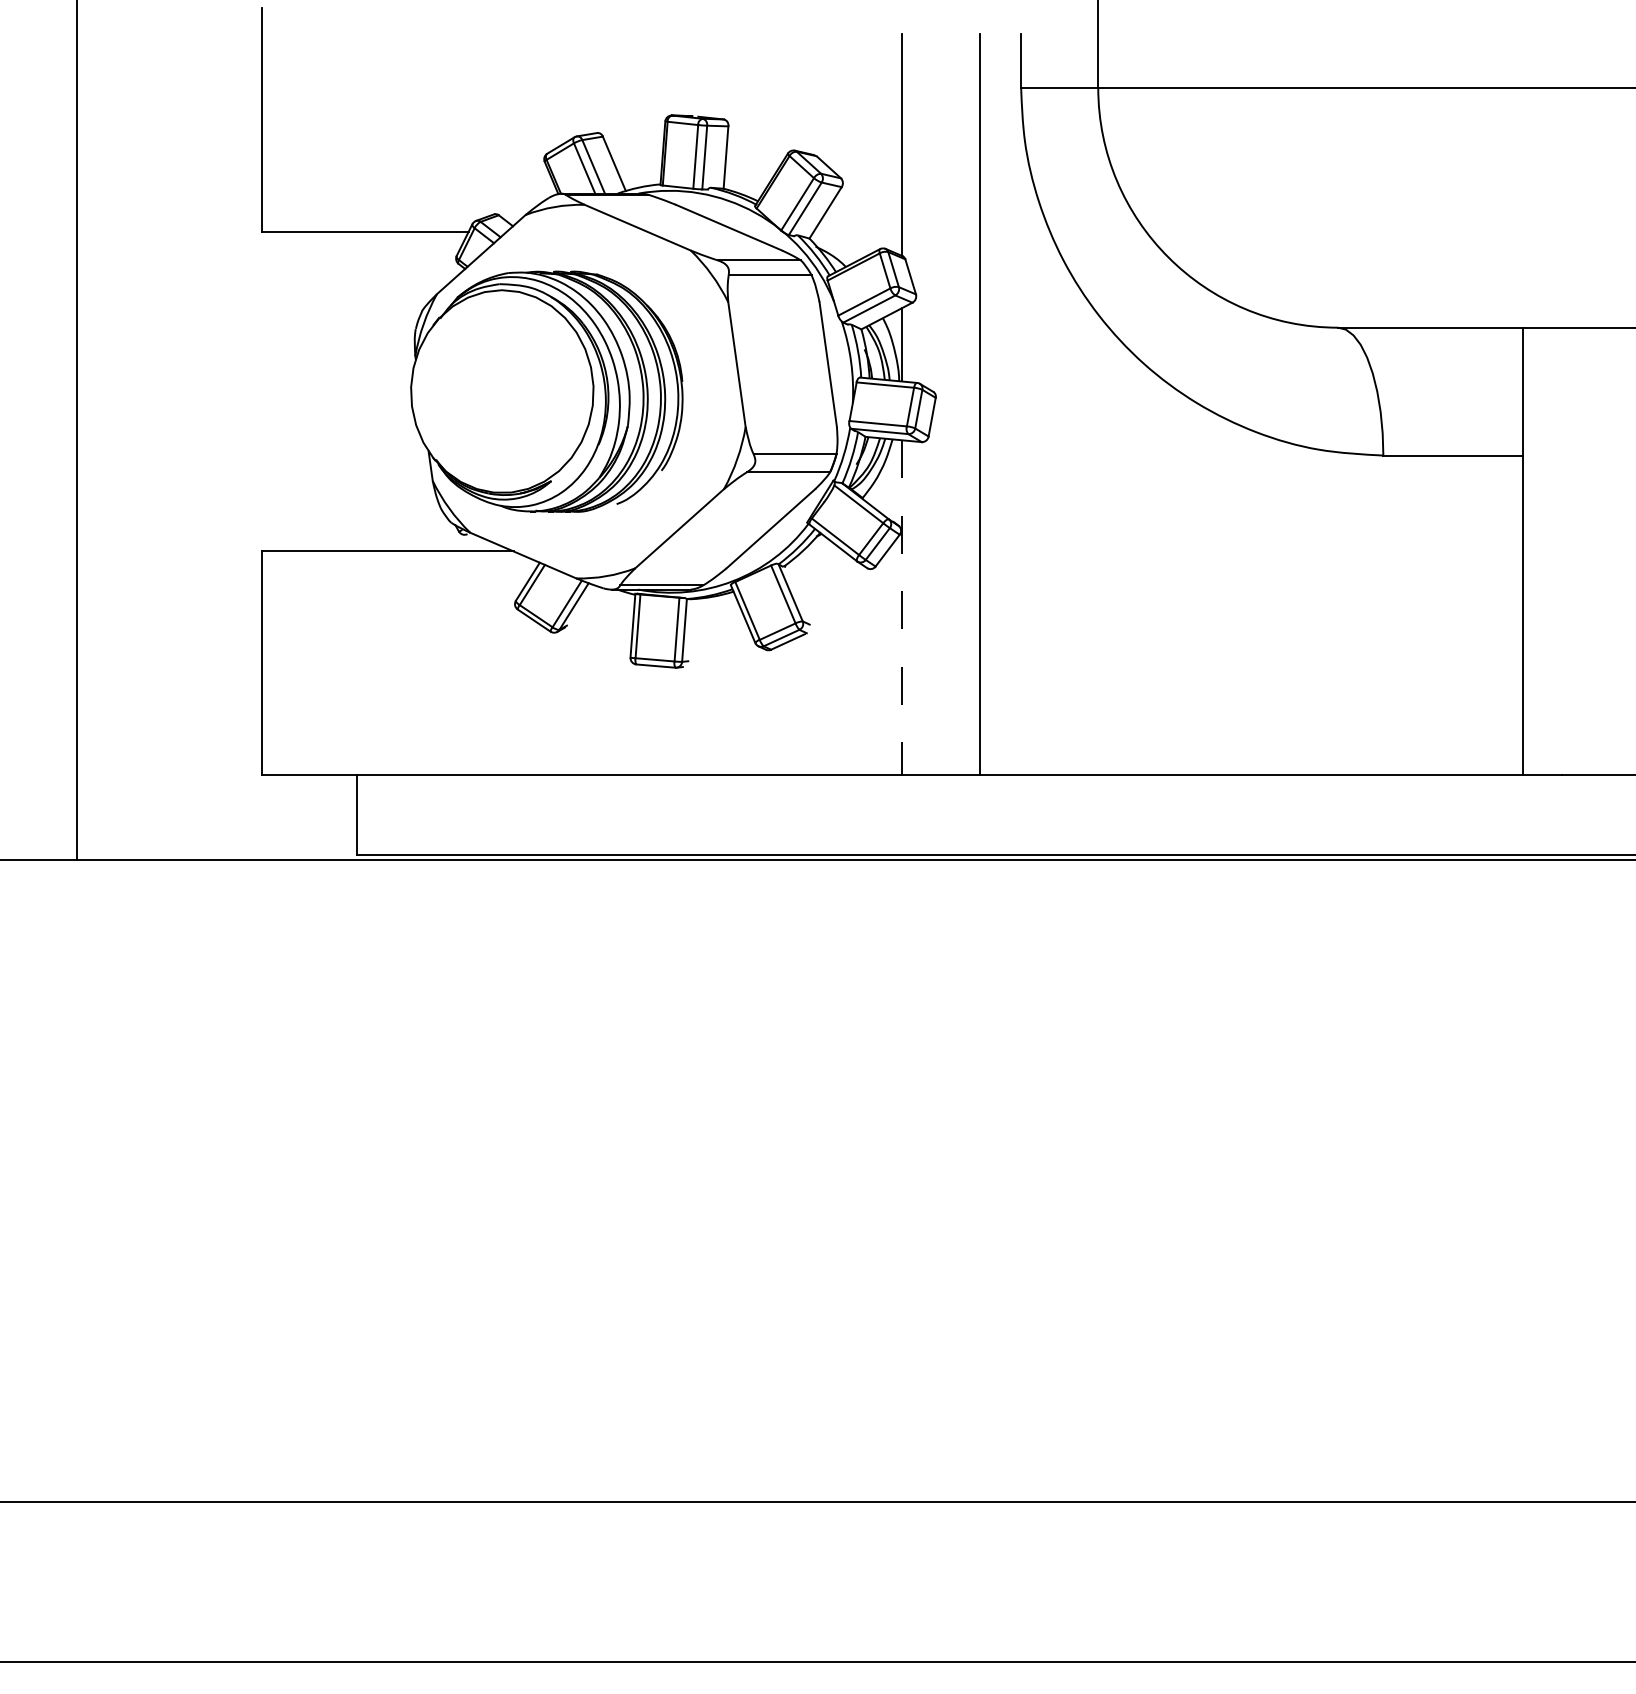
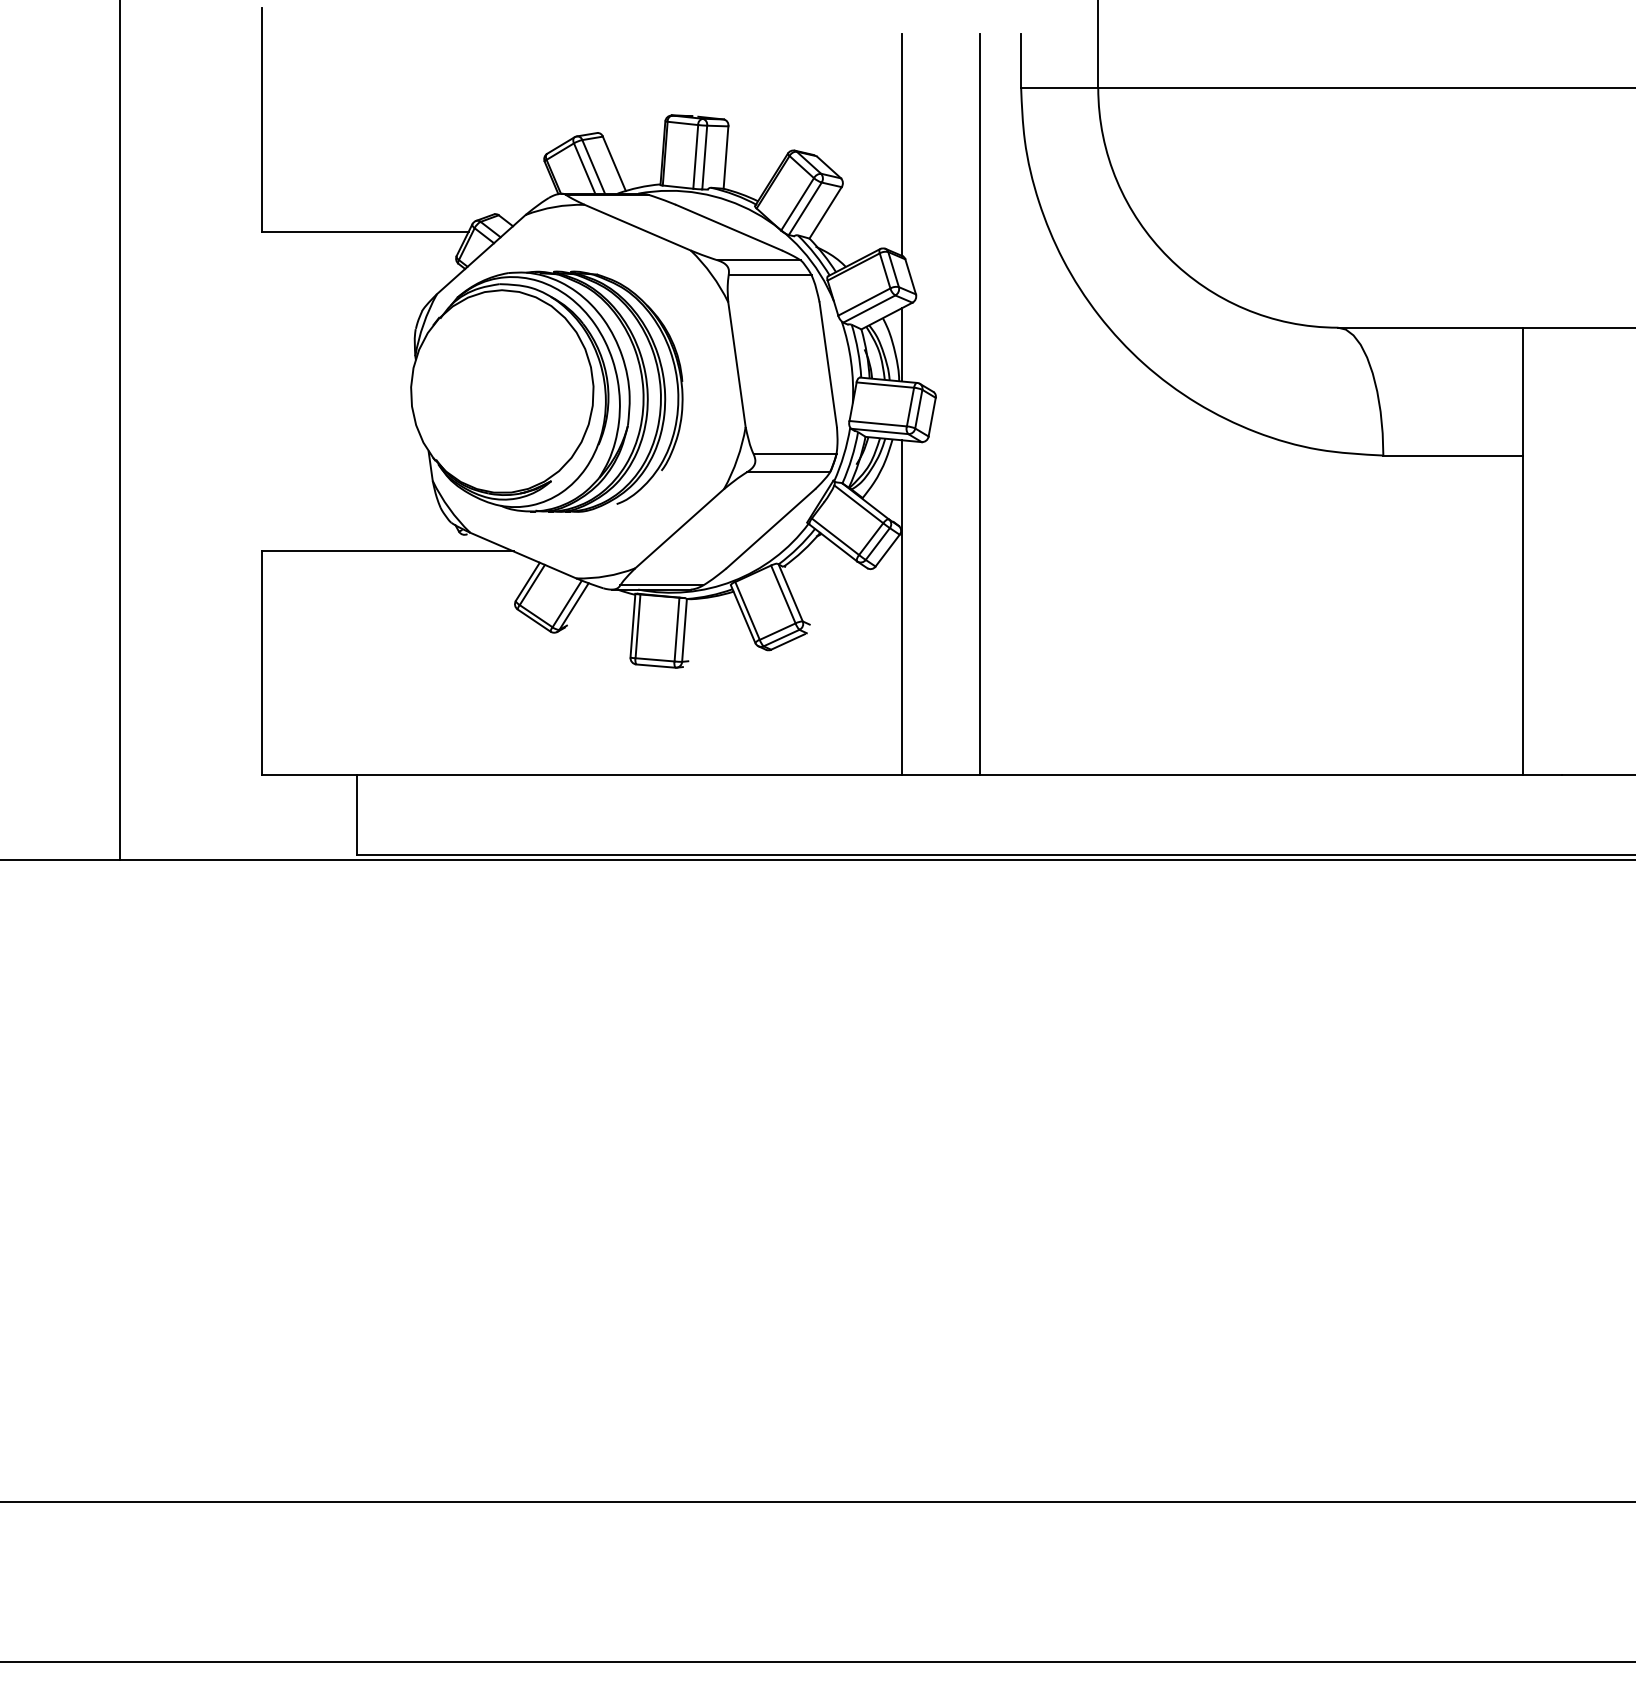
line position: (77, 430) -> (120, 430) (120, 430)
line: dashed -> solid (901, 607)
